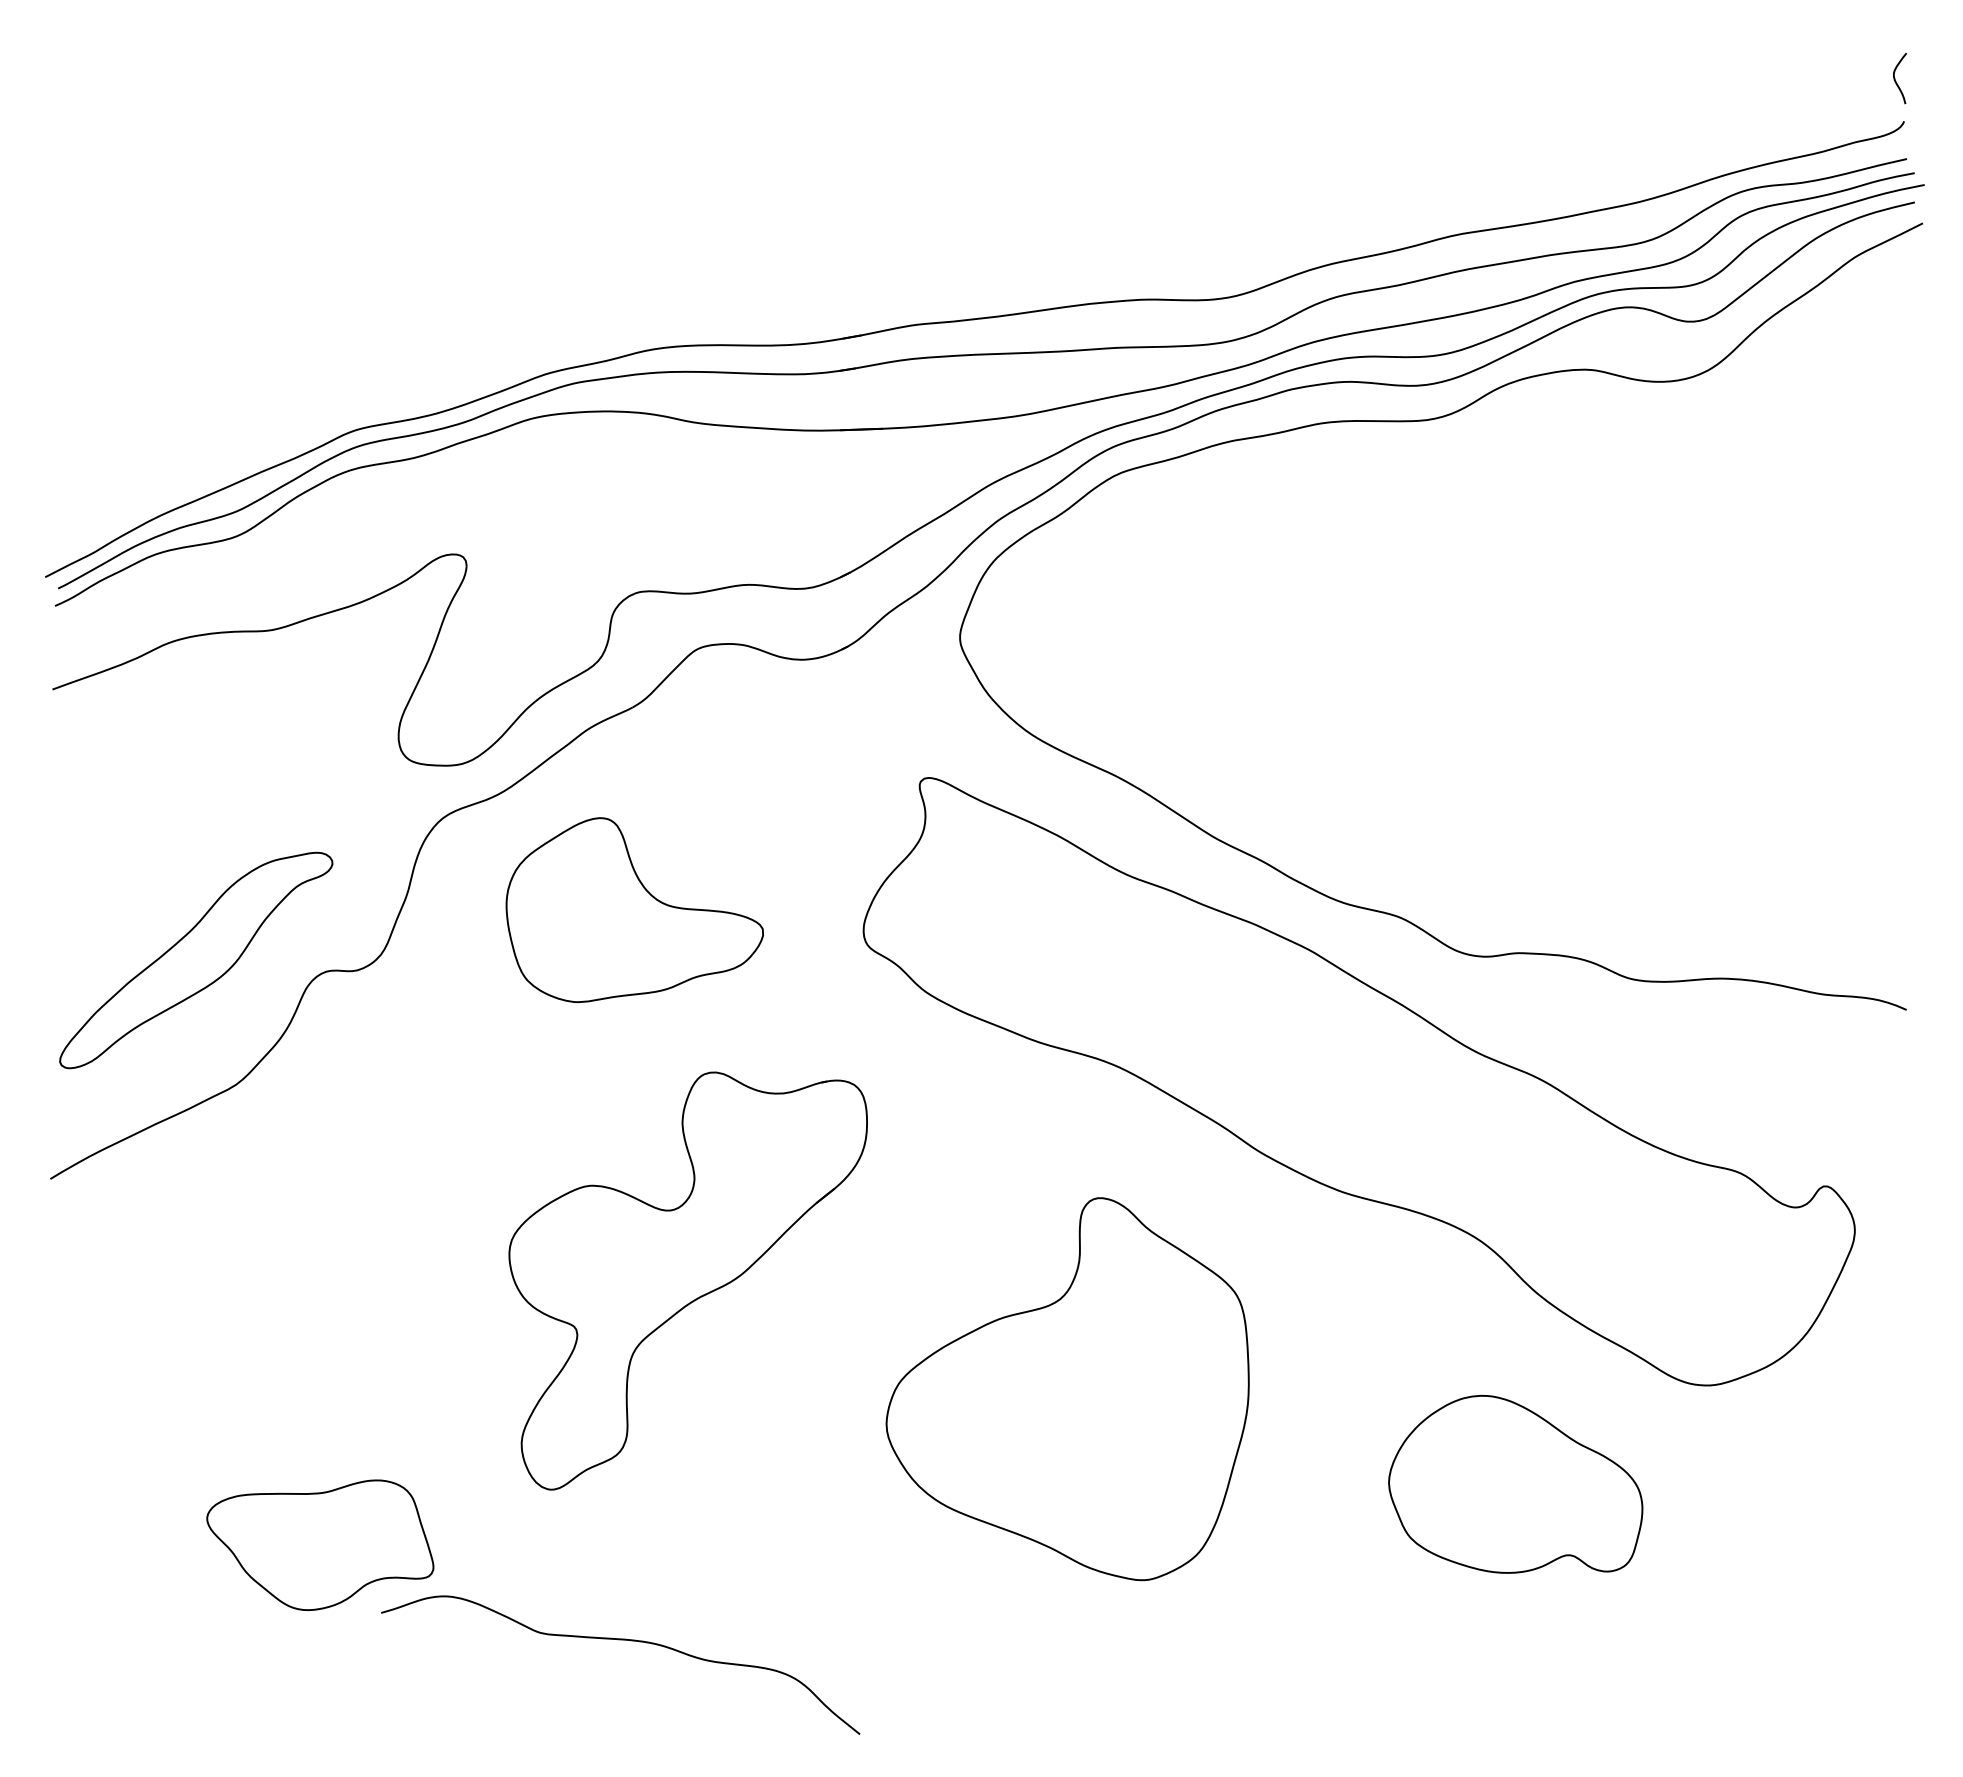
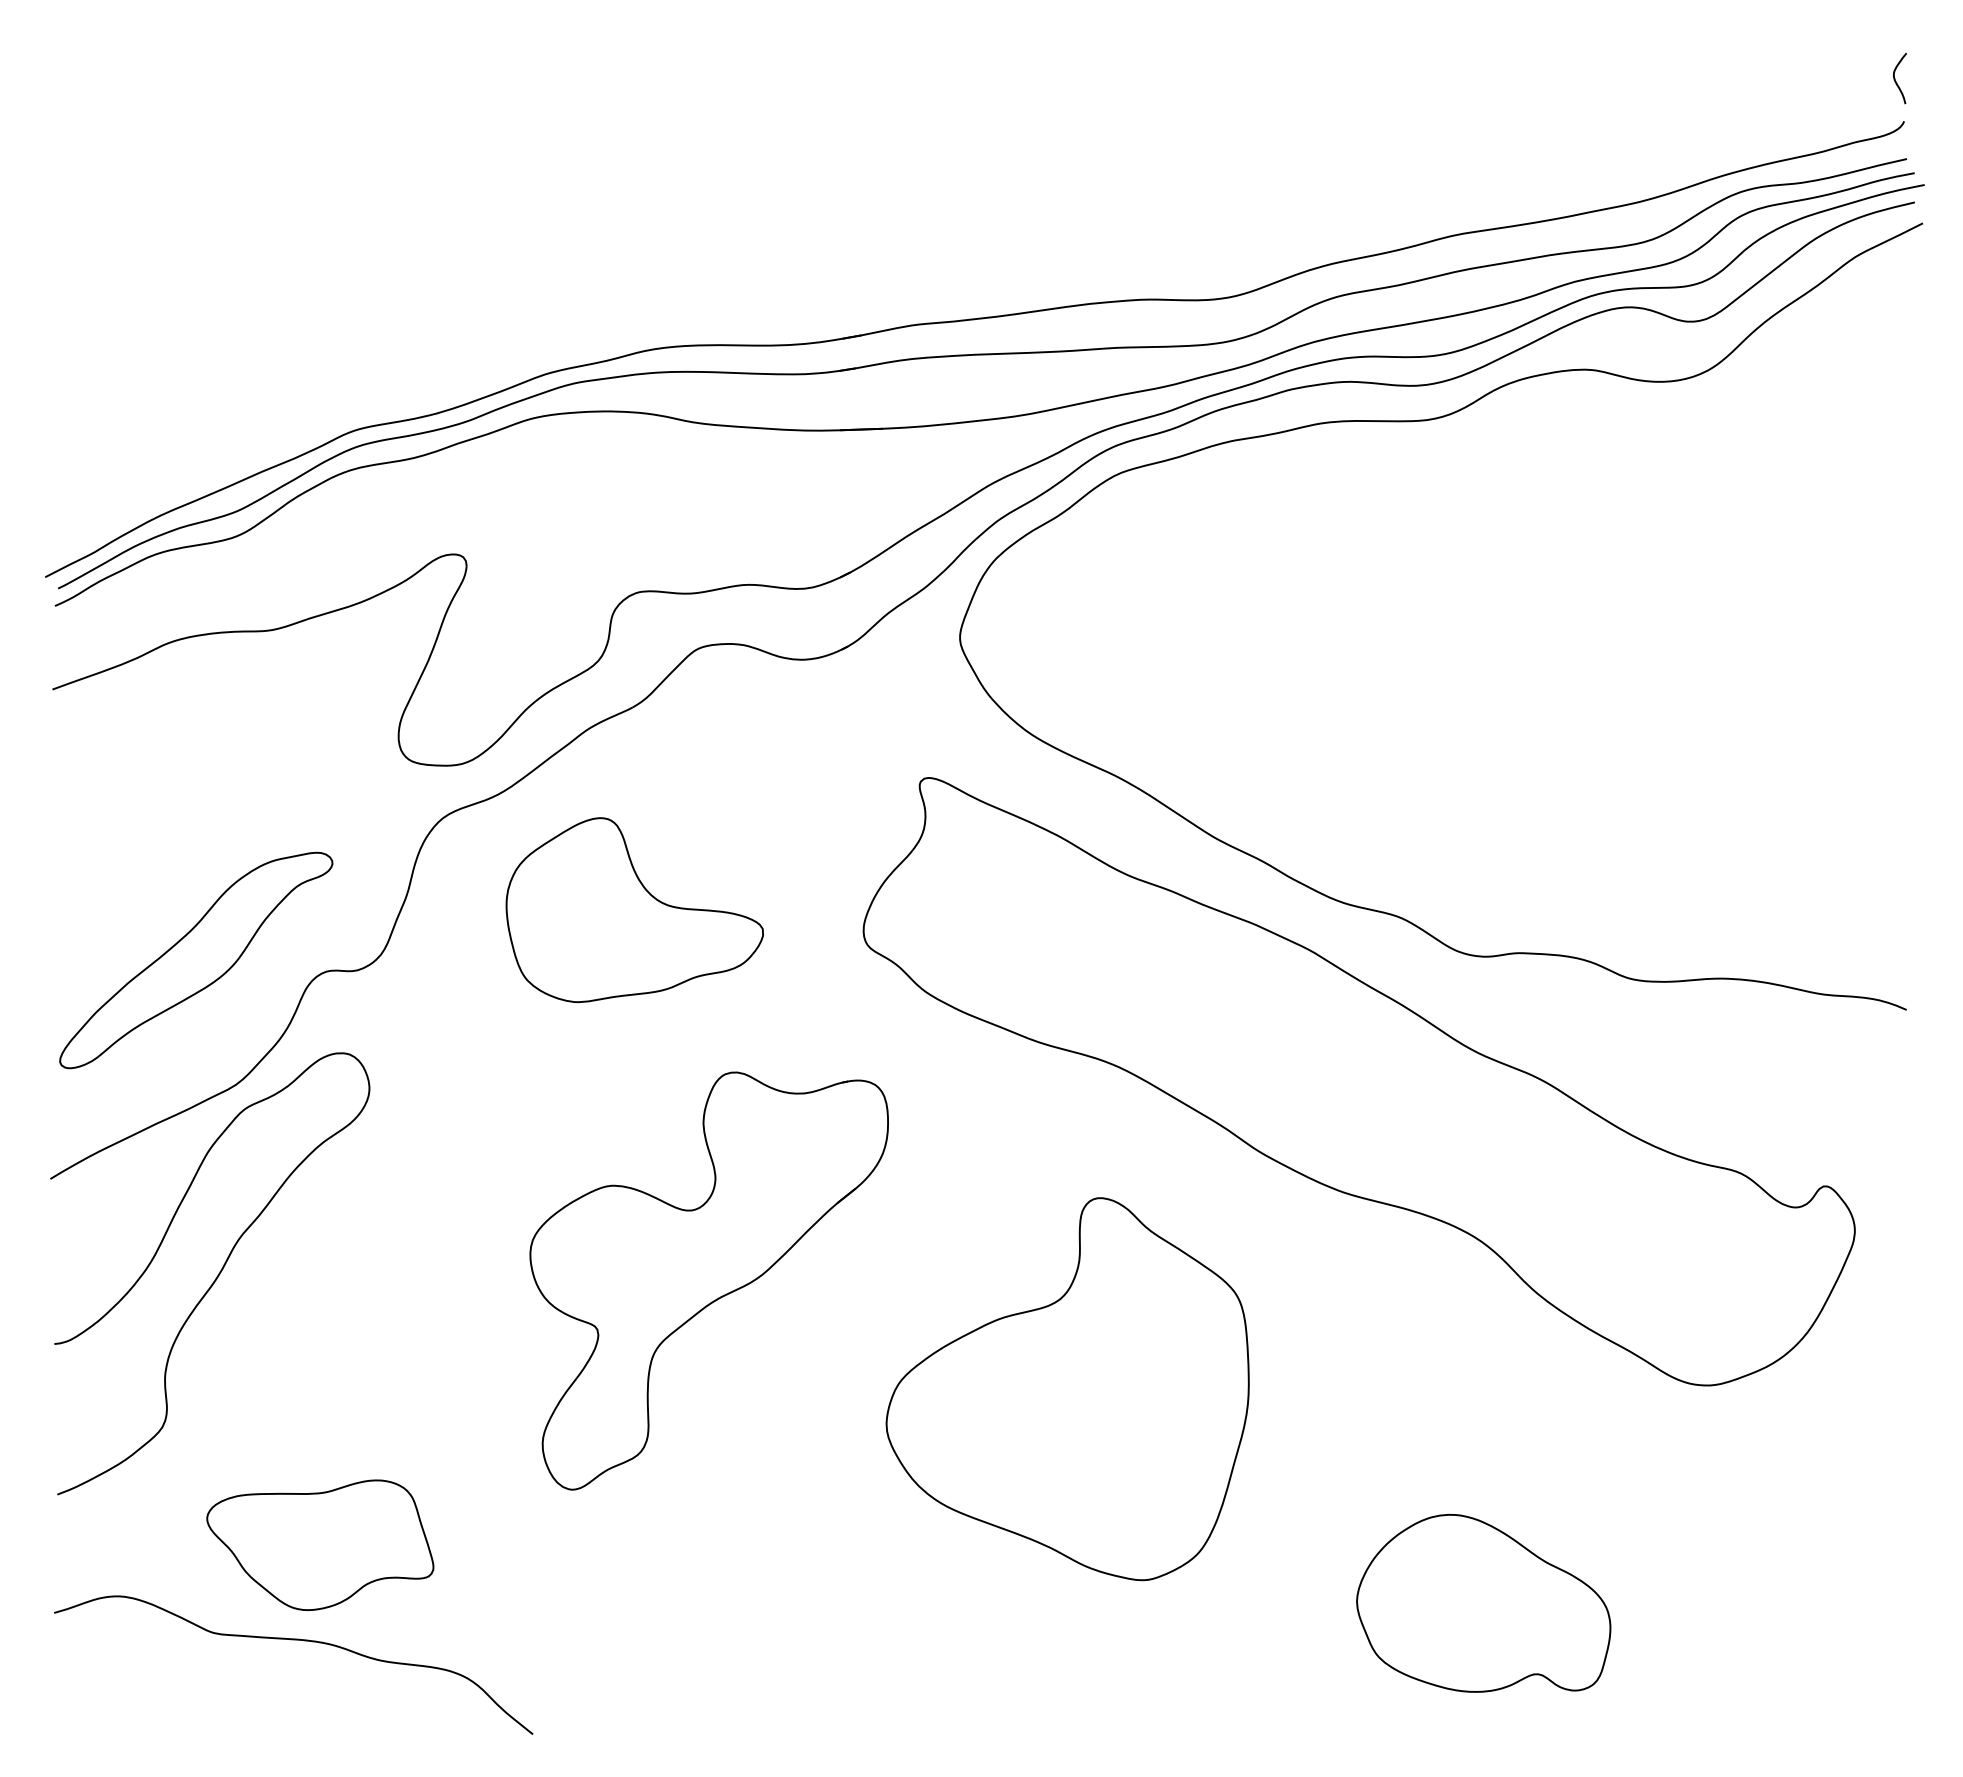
curve: none -> present (216, 1276)
part position: (687, 1280) -> (708, 1280) (708, 1280)
part position: (1515, 1484) -> (1483, 1603) (1483, 1603)
curve position: (620, 1640) -> (293, 1640) (293, 1640)
